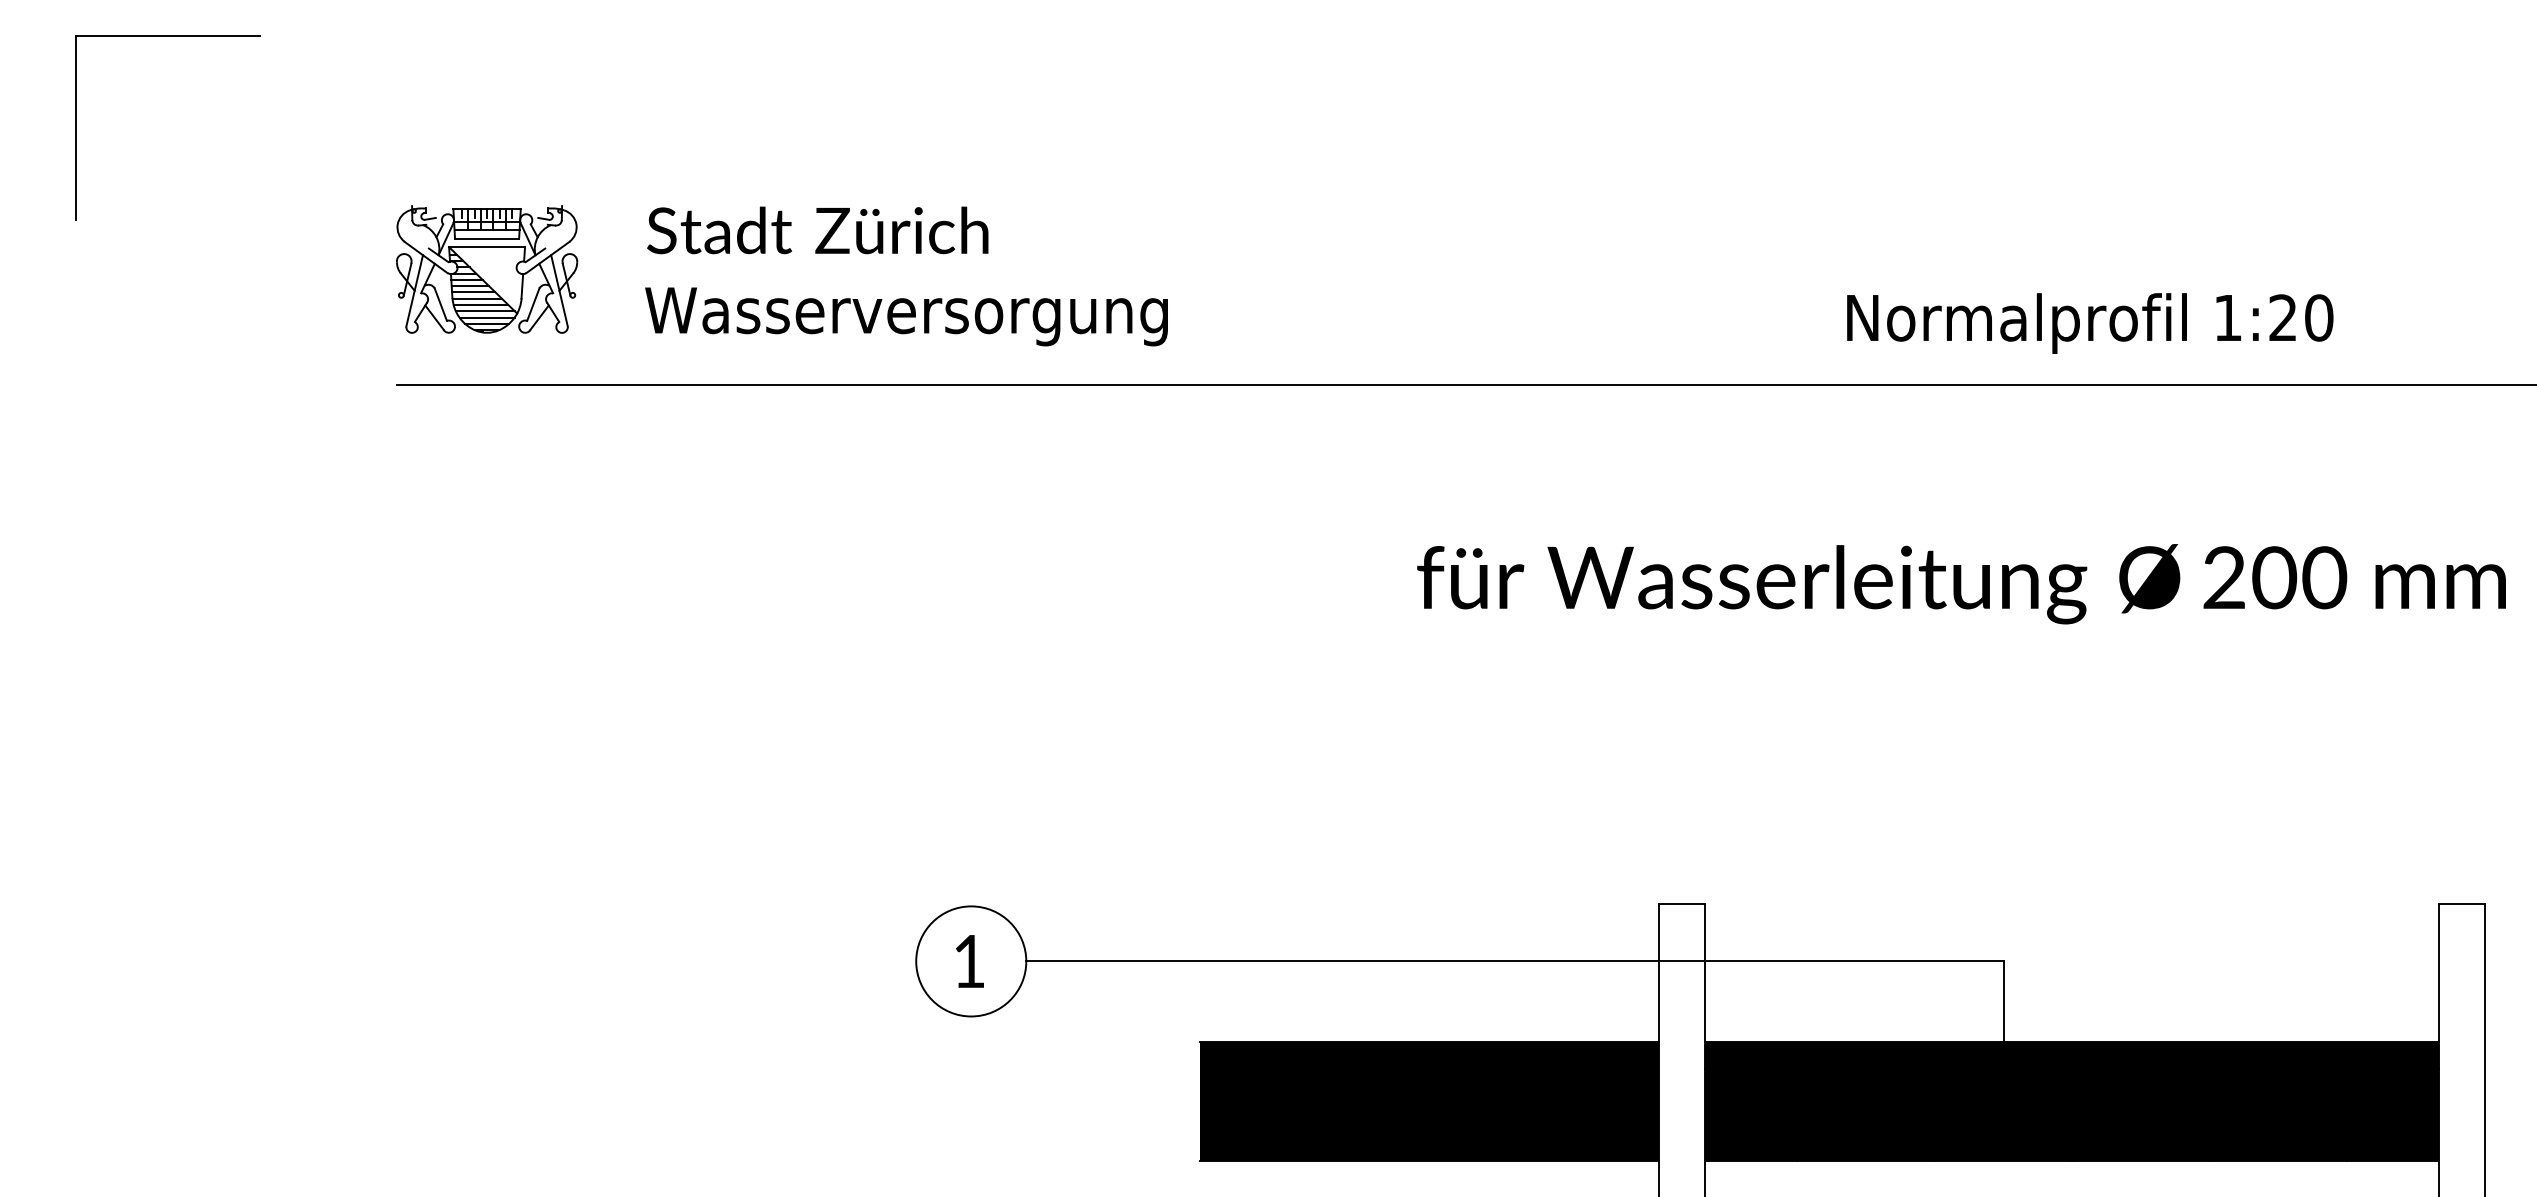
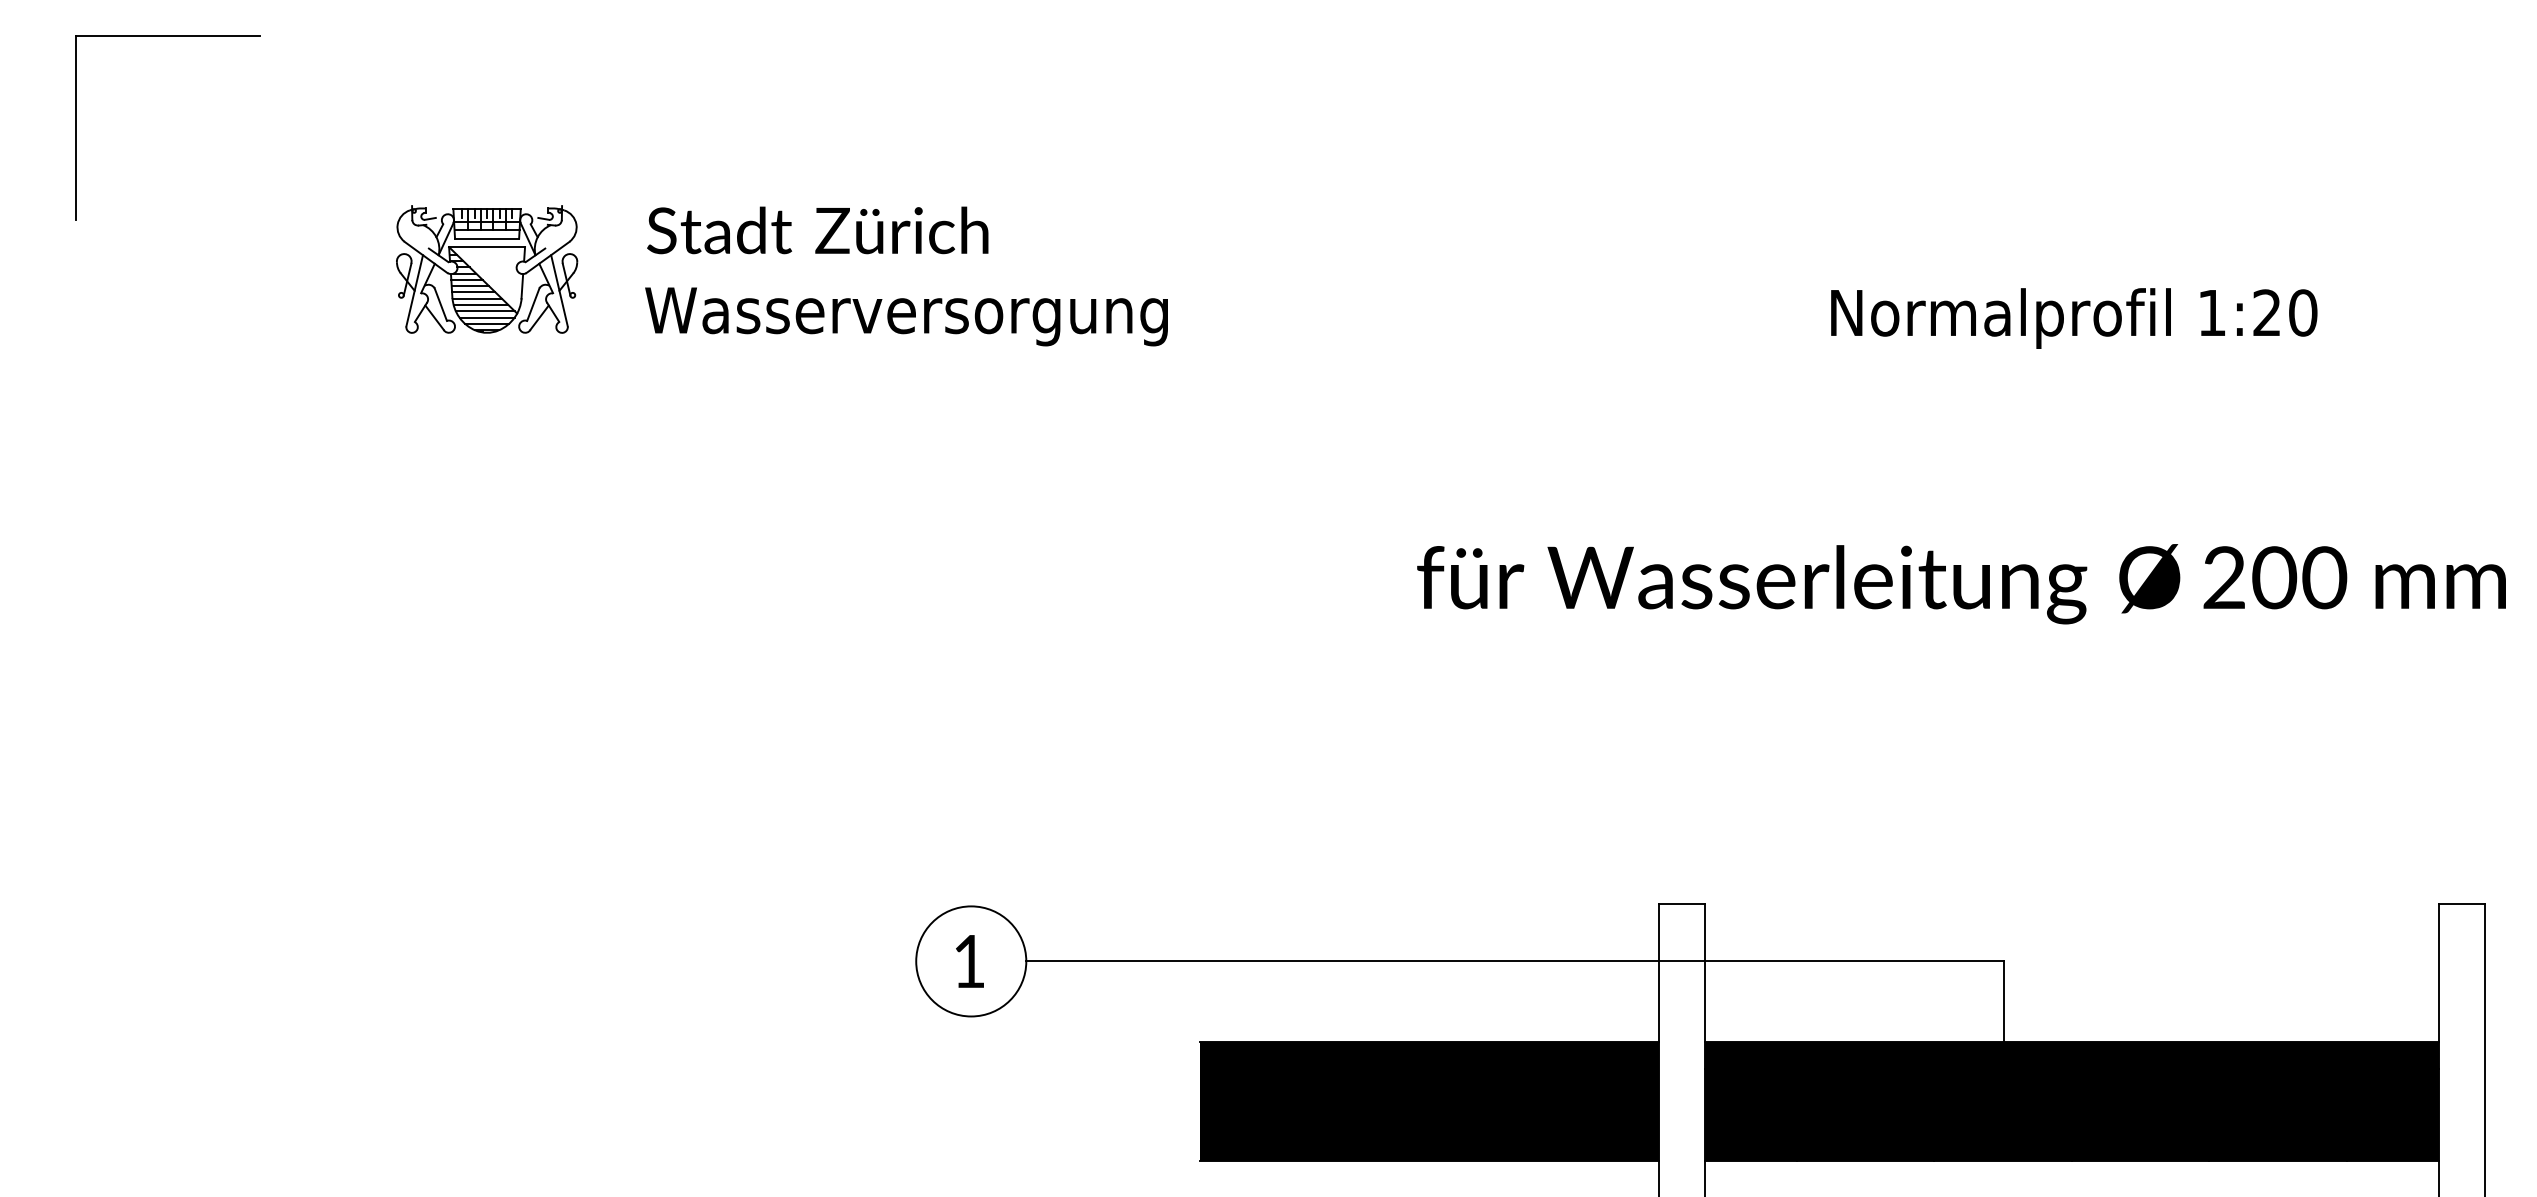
text position: (2090, 323) -> (2074, 318) (2074, 318)
line: present -> none (1465, 384)
